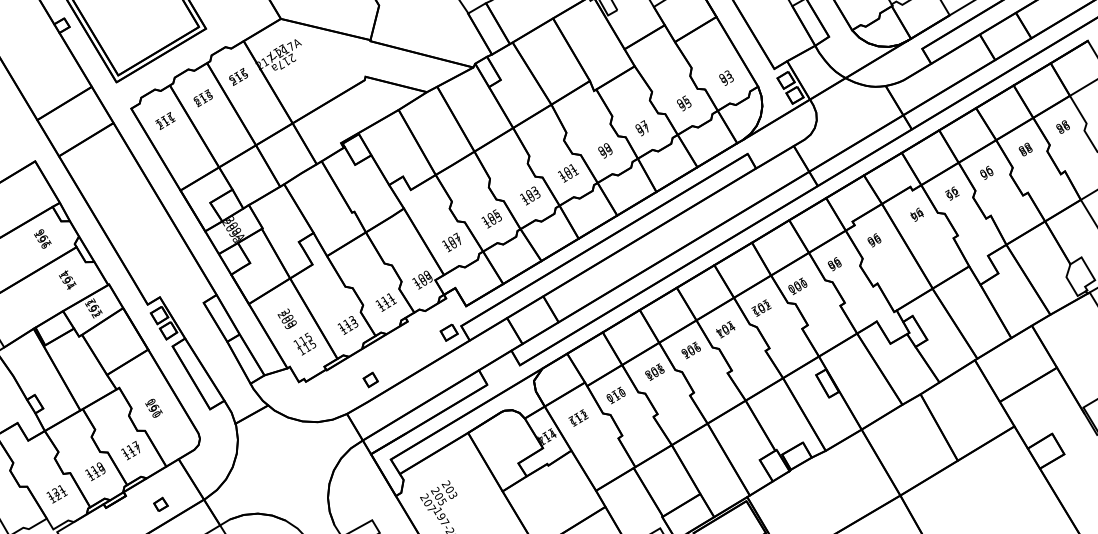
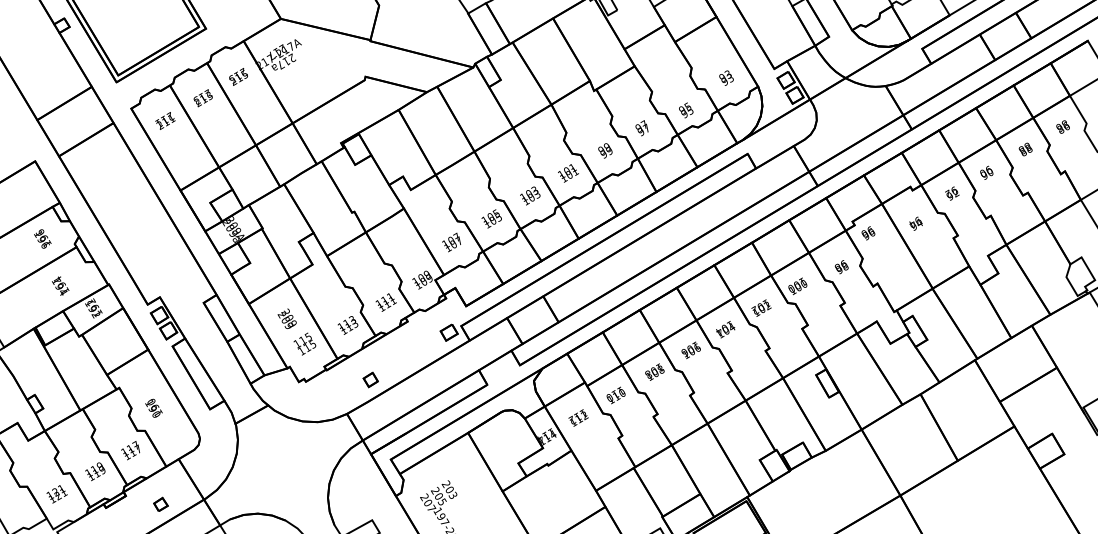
text position: (684, 103) -> (686, 110) (686, 110)
text position: (916, 214) -> (915, 223) (915, 223)
text position: (874, 240) -> (868, 233) (868, 233)
text position: (834, 264) -> (841, 267) (841, 267)
text position: (67, 279) -> (60, 285) (60, 285)
